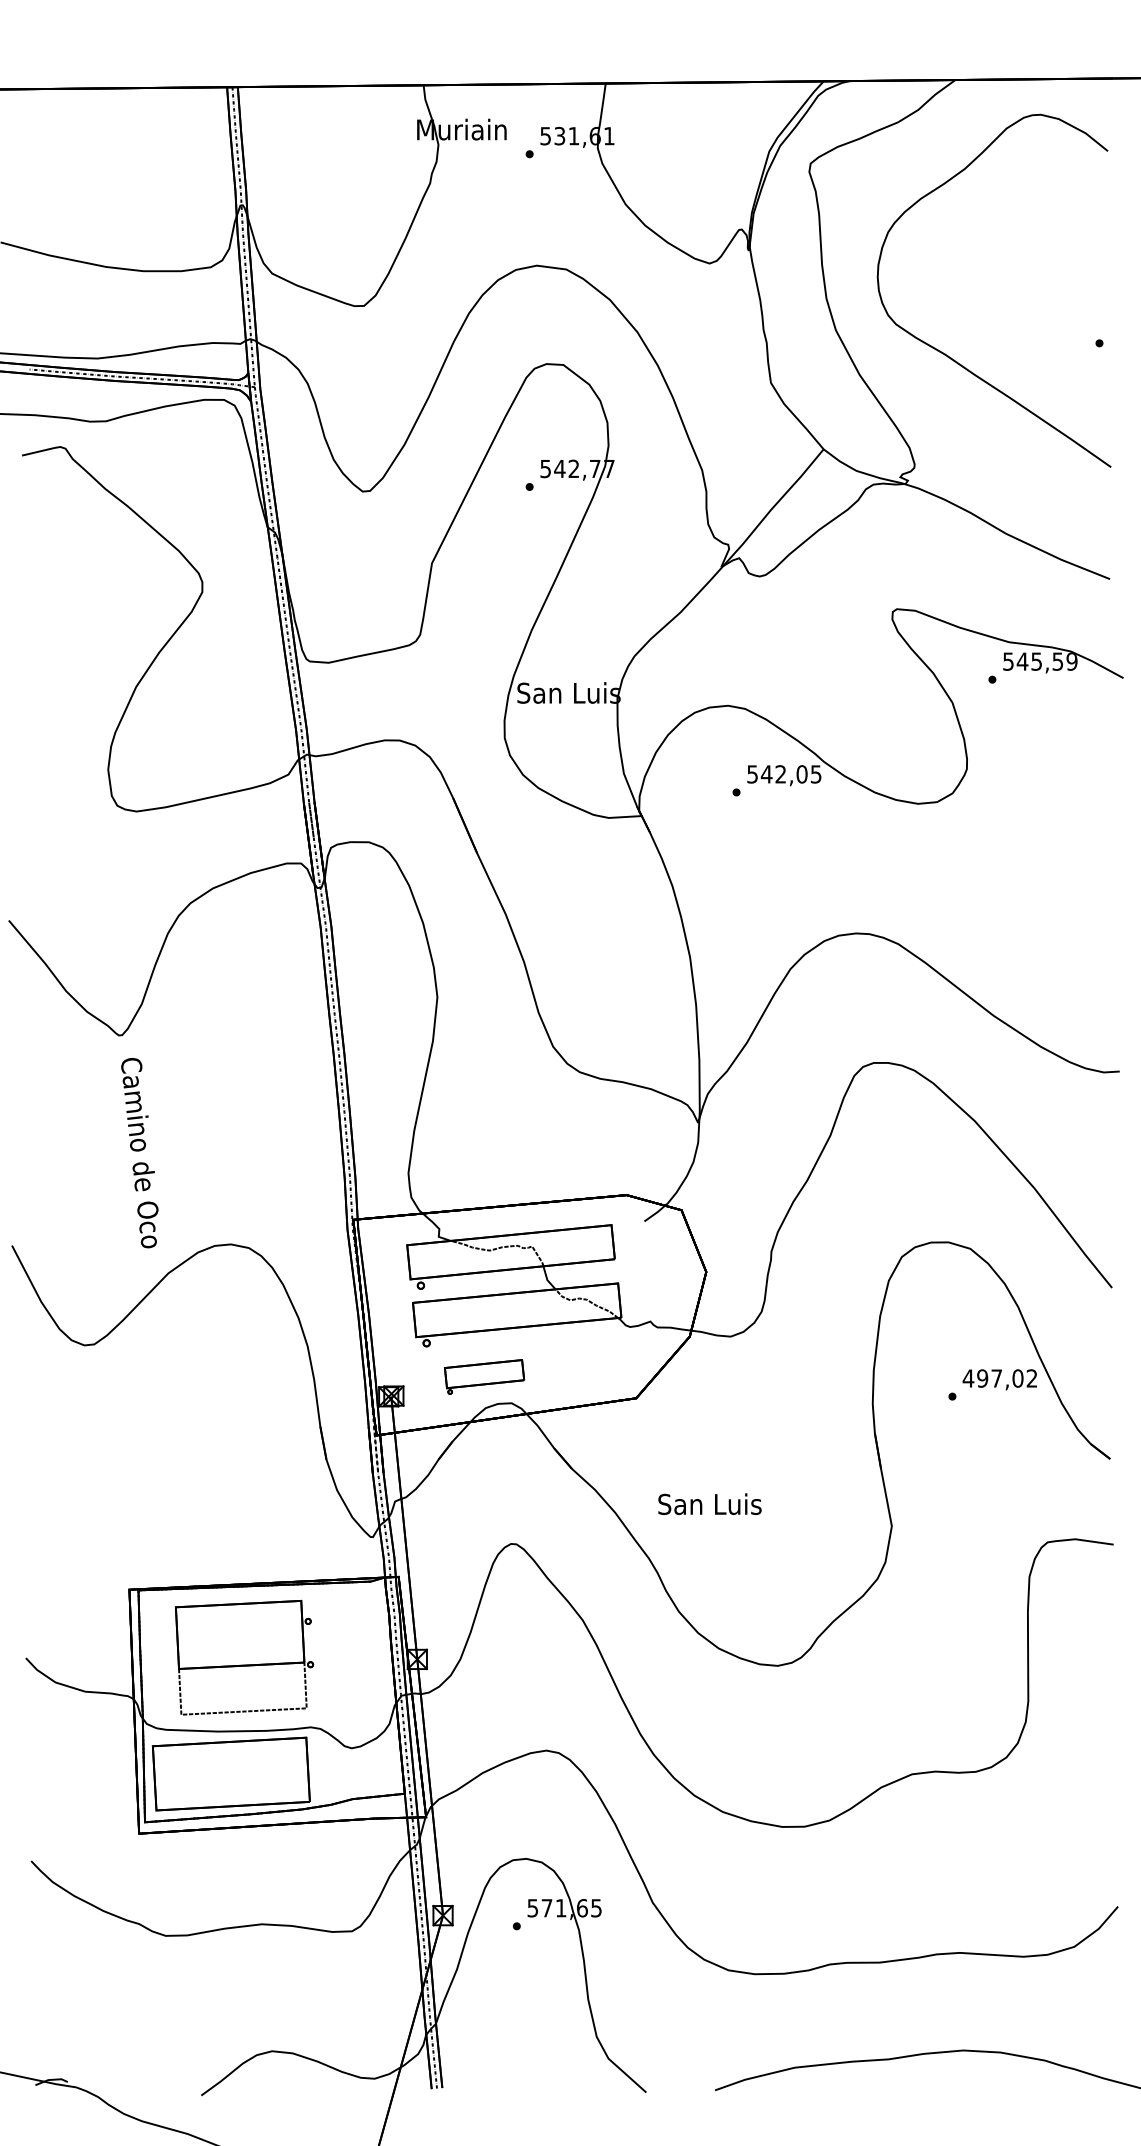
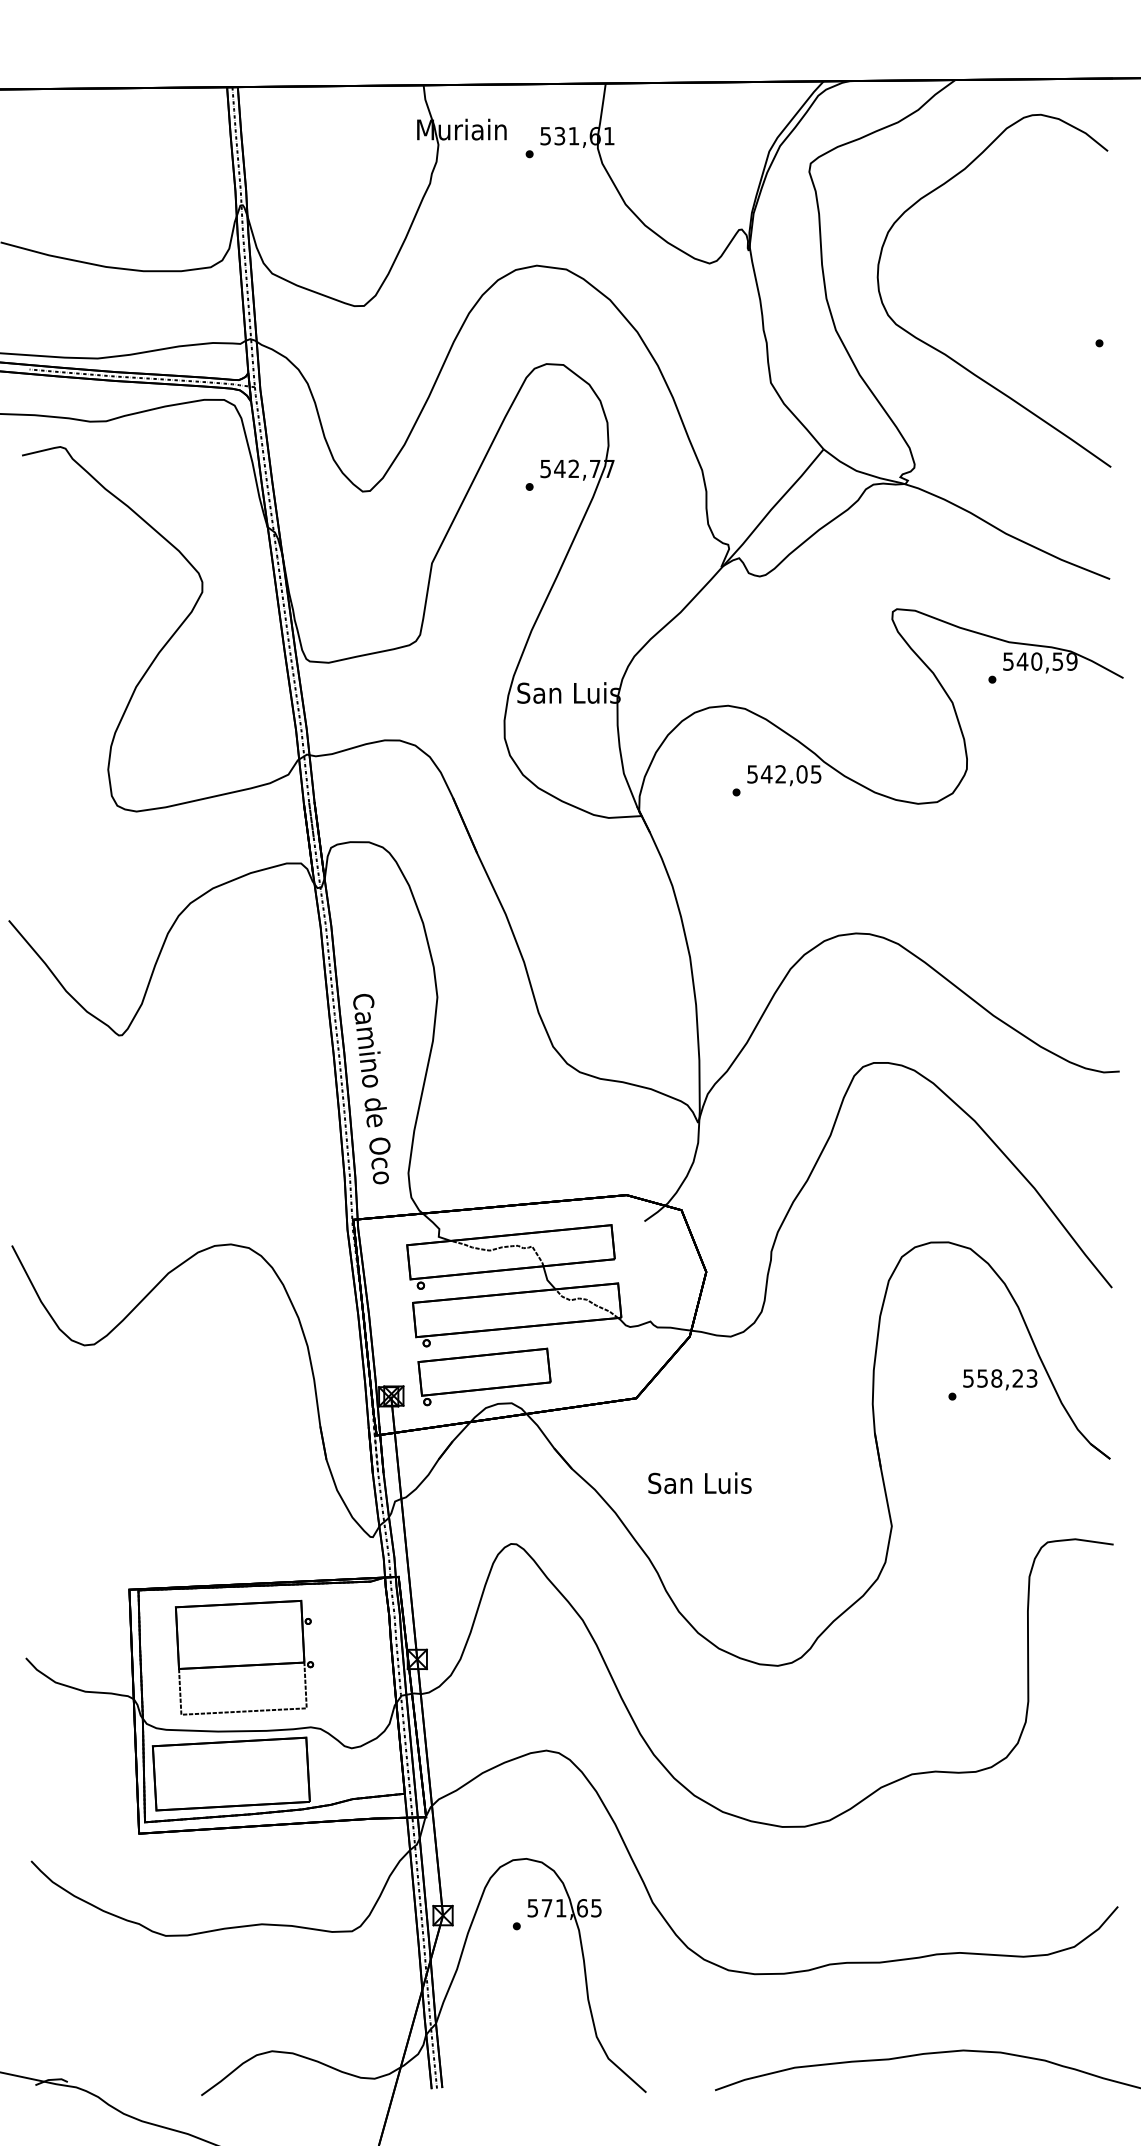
text: 545,59 -> 540,59 (1036, 661)
text position: (139, 1153) -> (371, 1089) (371, 1089)
part size: 82x36 px -> 135x60 px (484, 1376)
text: 497,02 -> 558,23 (999, 1378)
text position: (709, 1503) -> (699, 1482) (699, 1482)
